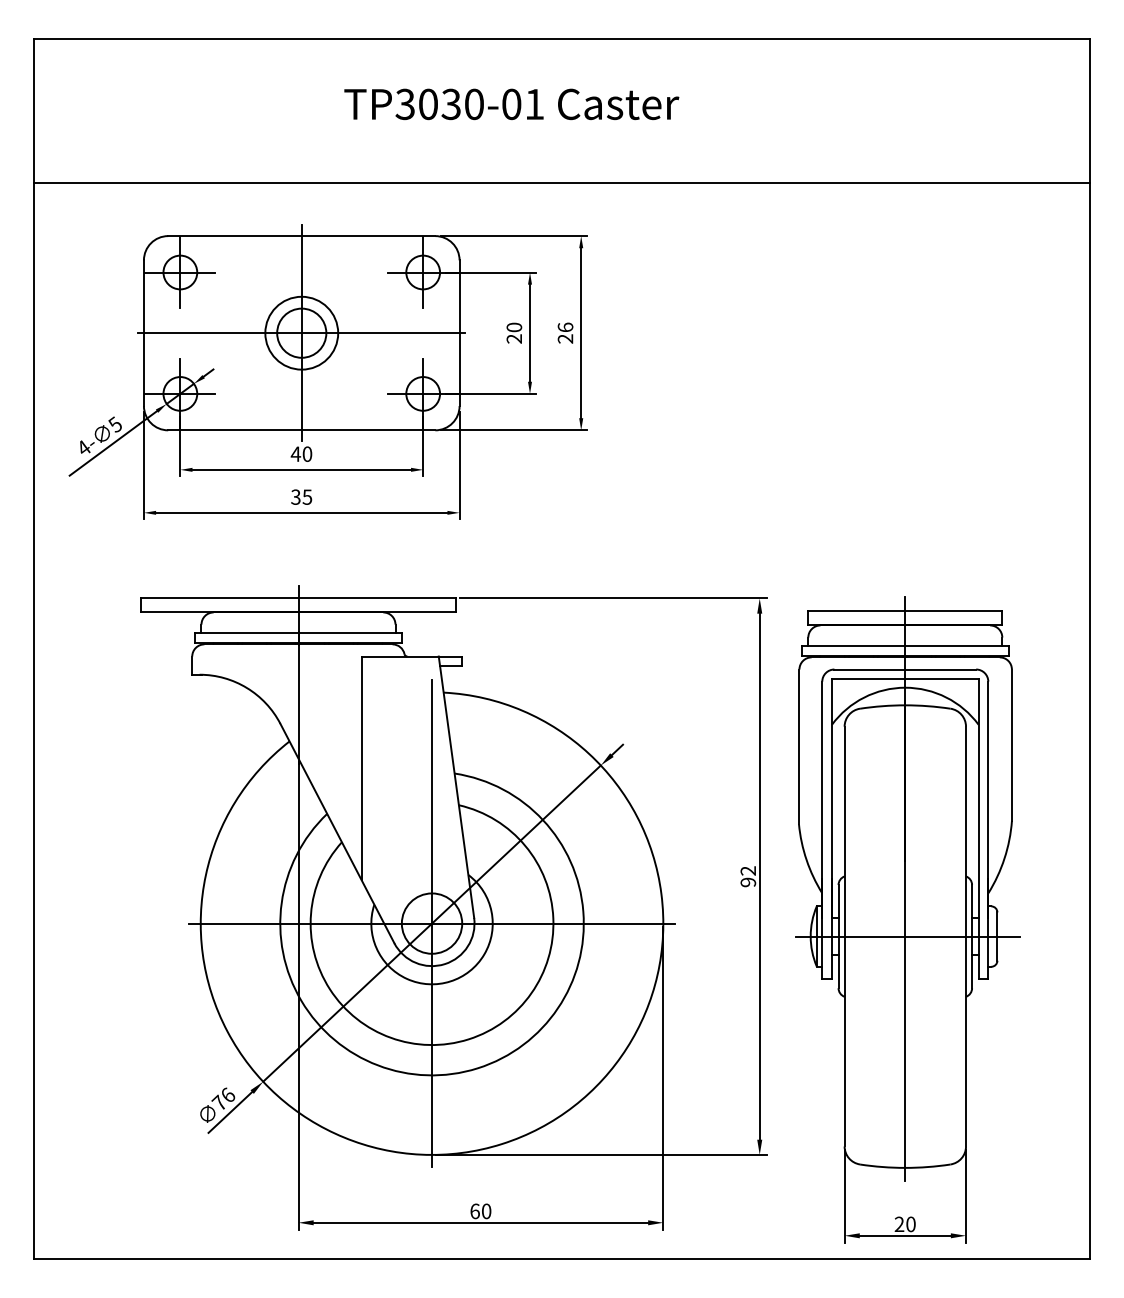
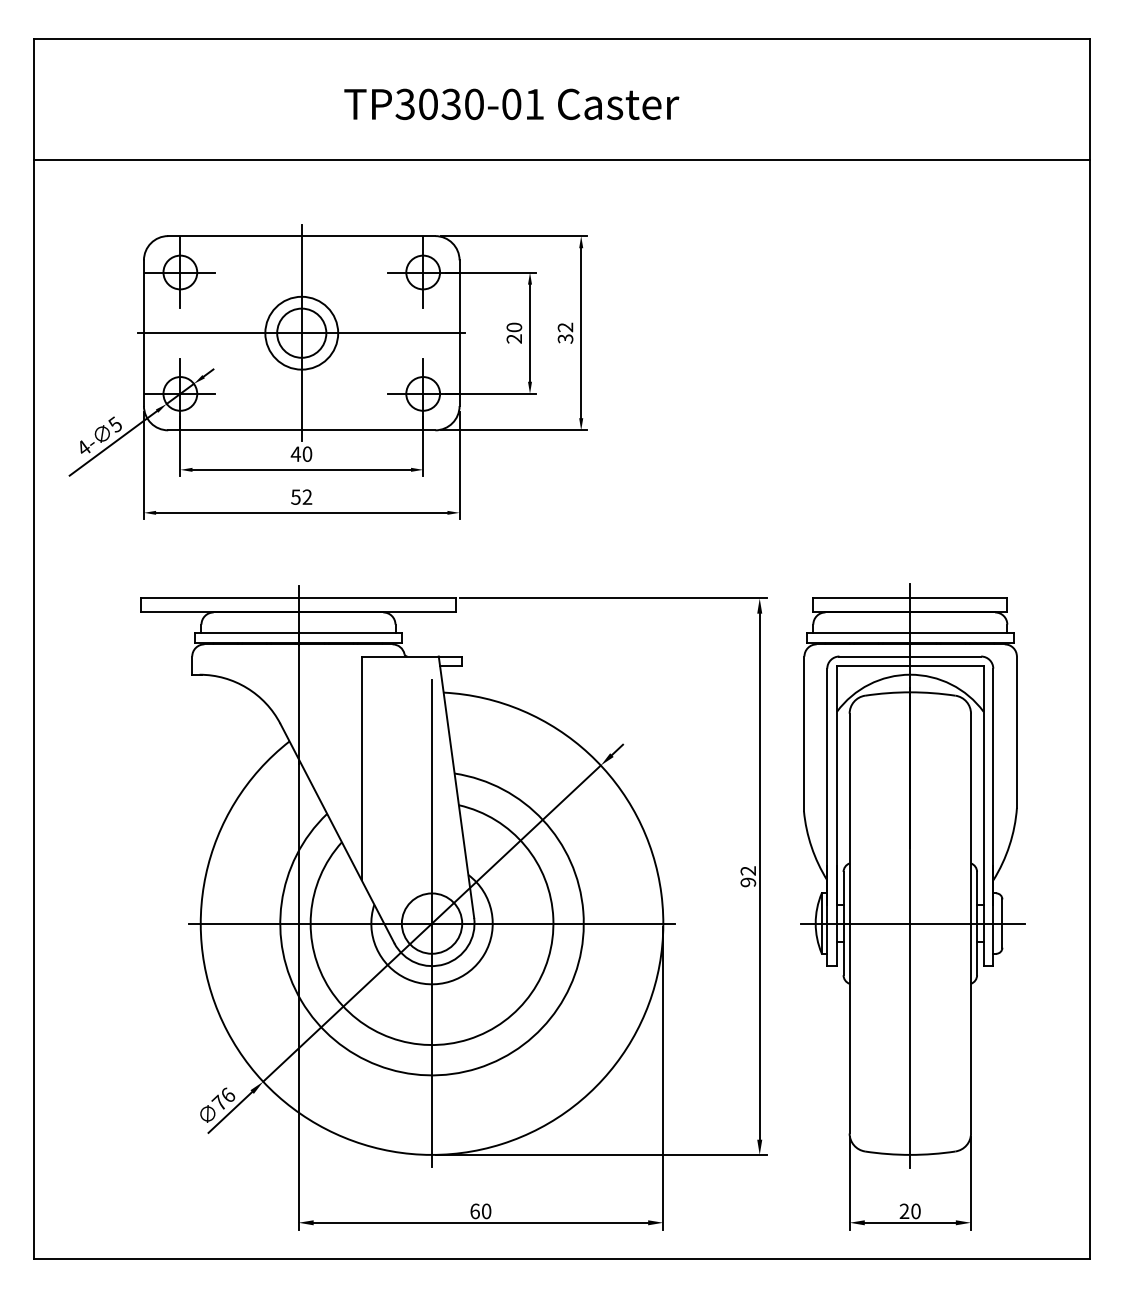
line position: (561, 183) -> (561, 160) (561, 160)
text: 26 -> 32 (565, 332)
text: 35 -> 52 (301, 496)
part position: (907, 919) -> (912, 906) (912, 906)
